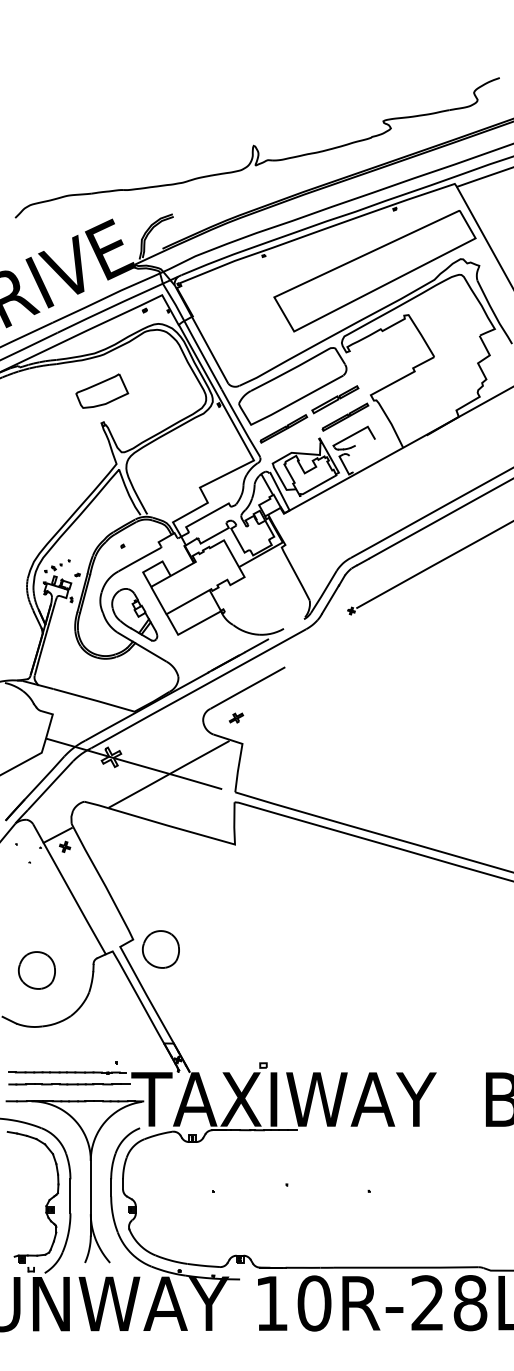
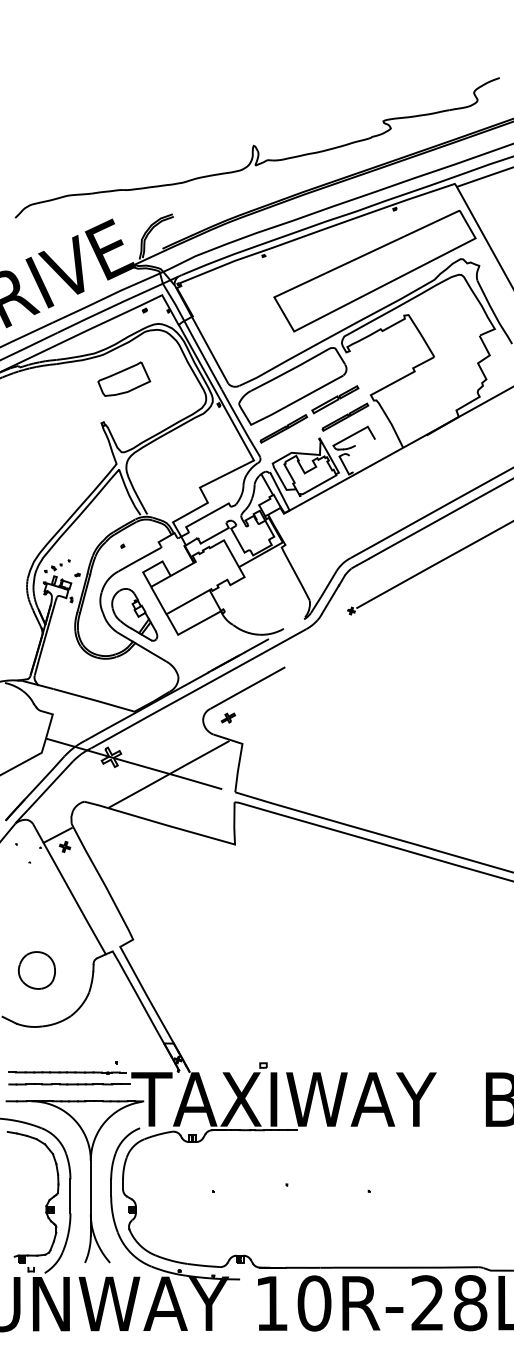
curve position: (99, 384) -> (121, 372) (121, 372)
part position: (236, 717) -> (228, 717) (228, 717)
part: present -> none (160, 949)
